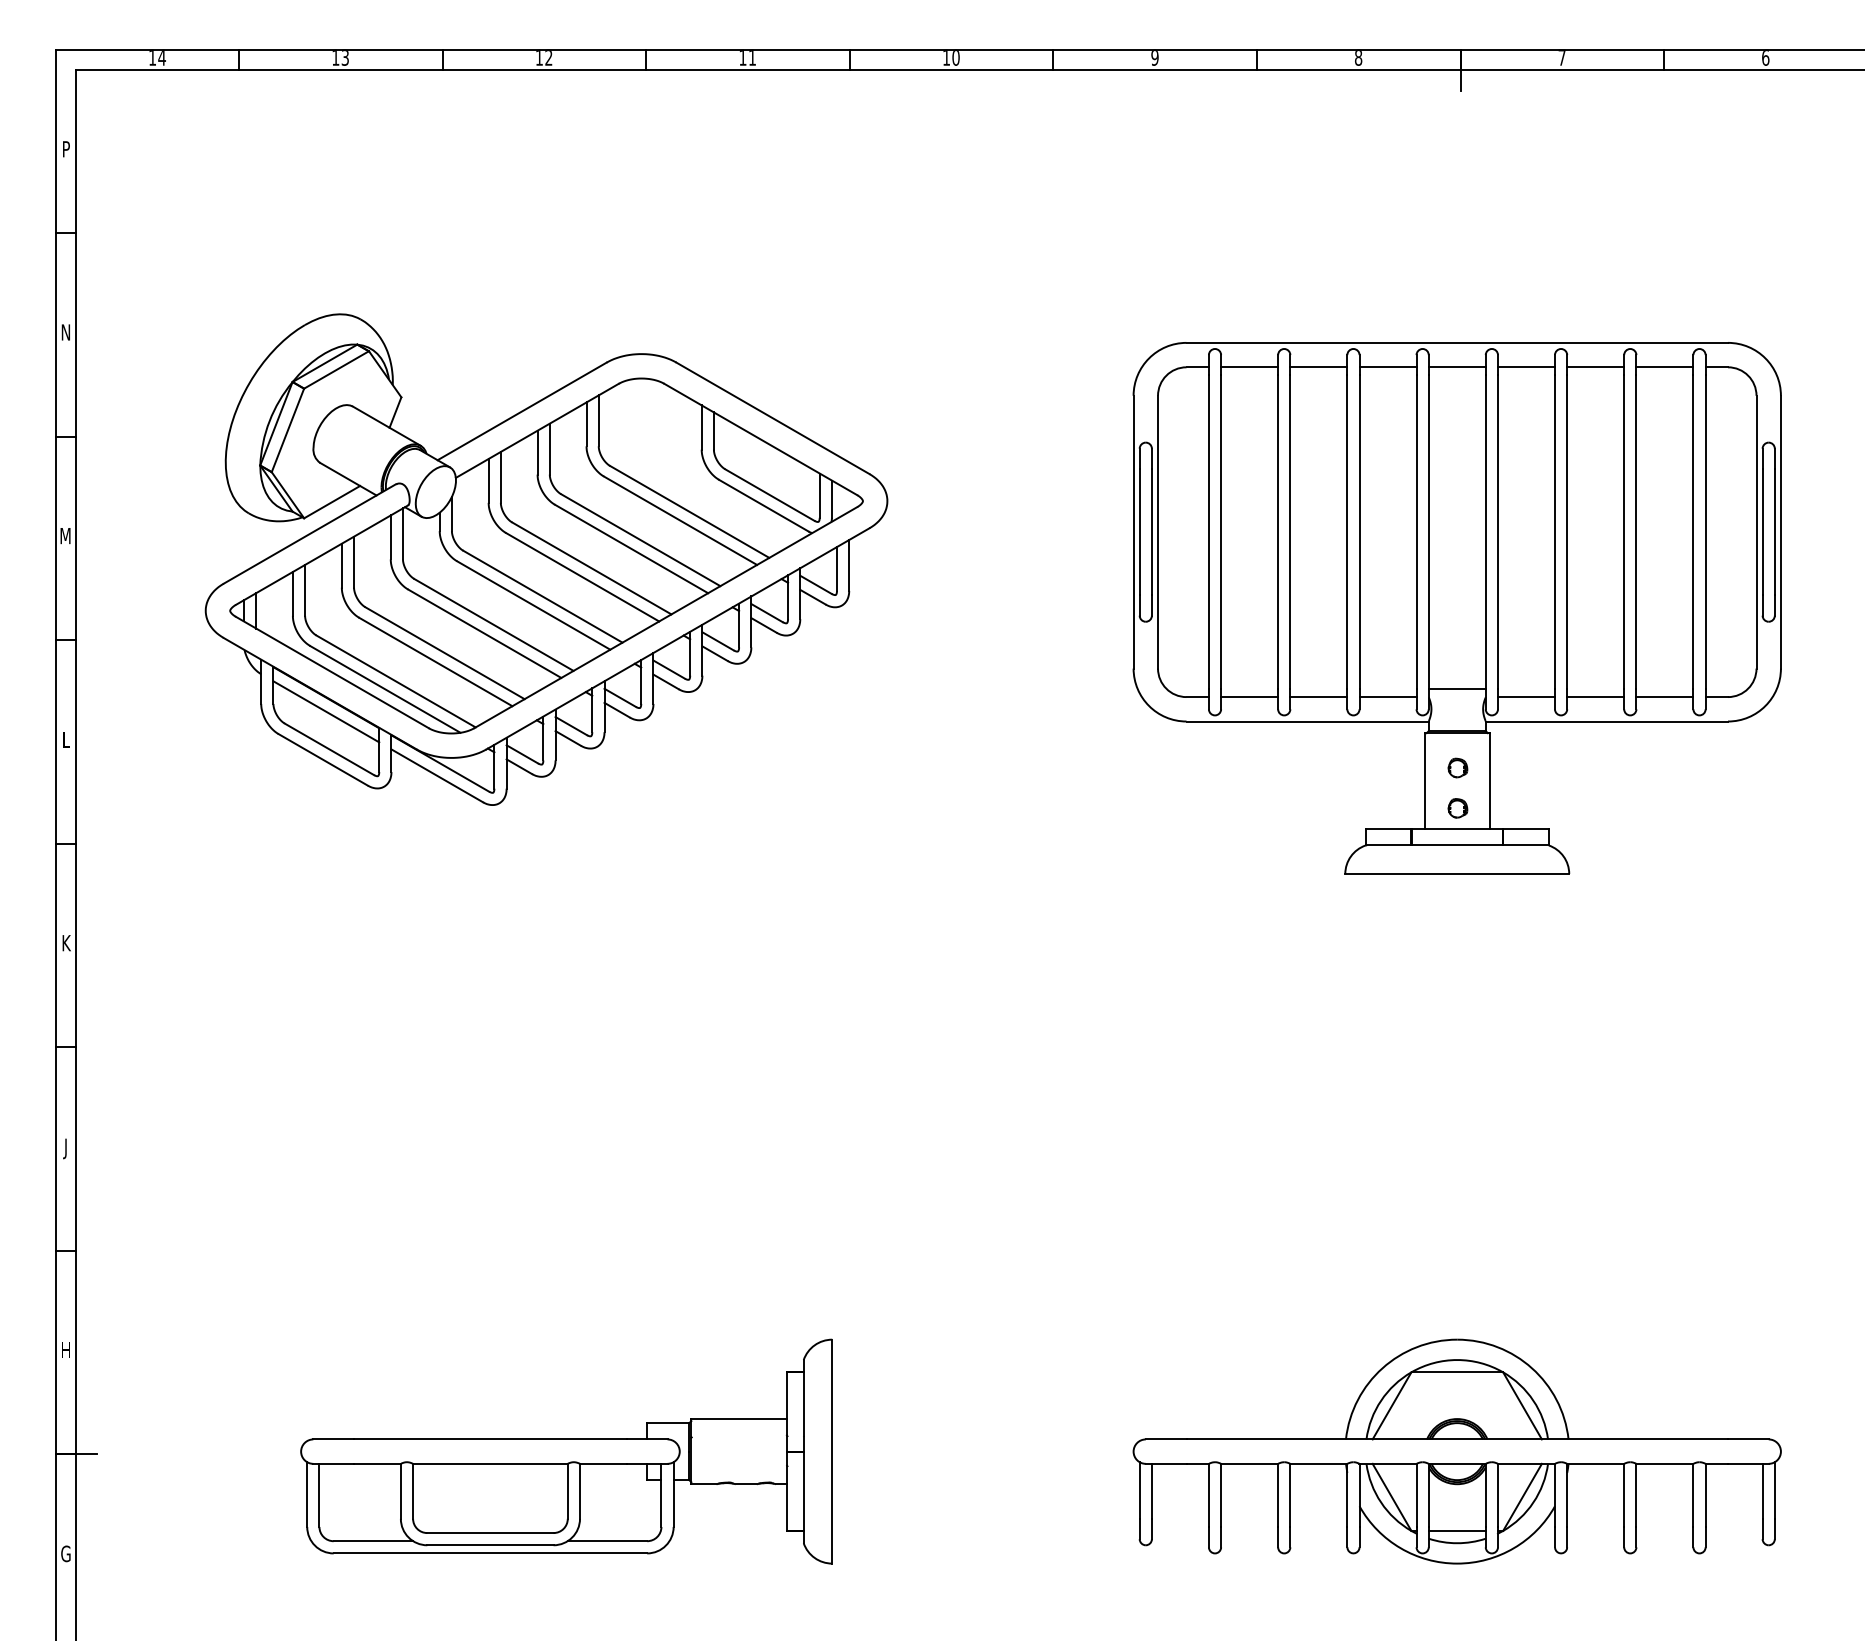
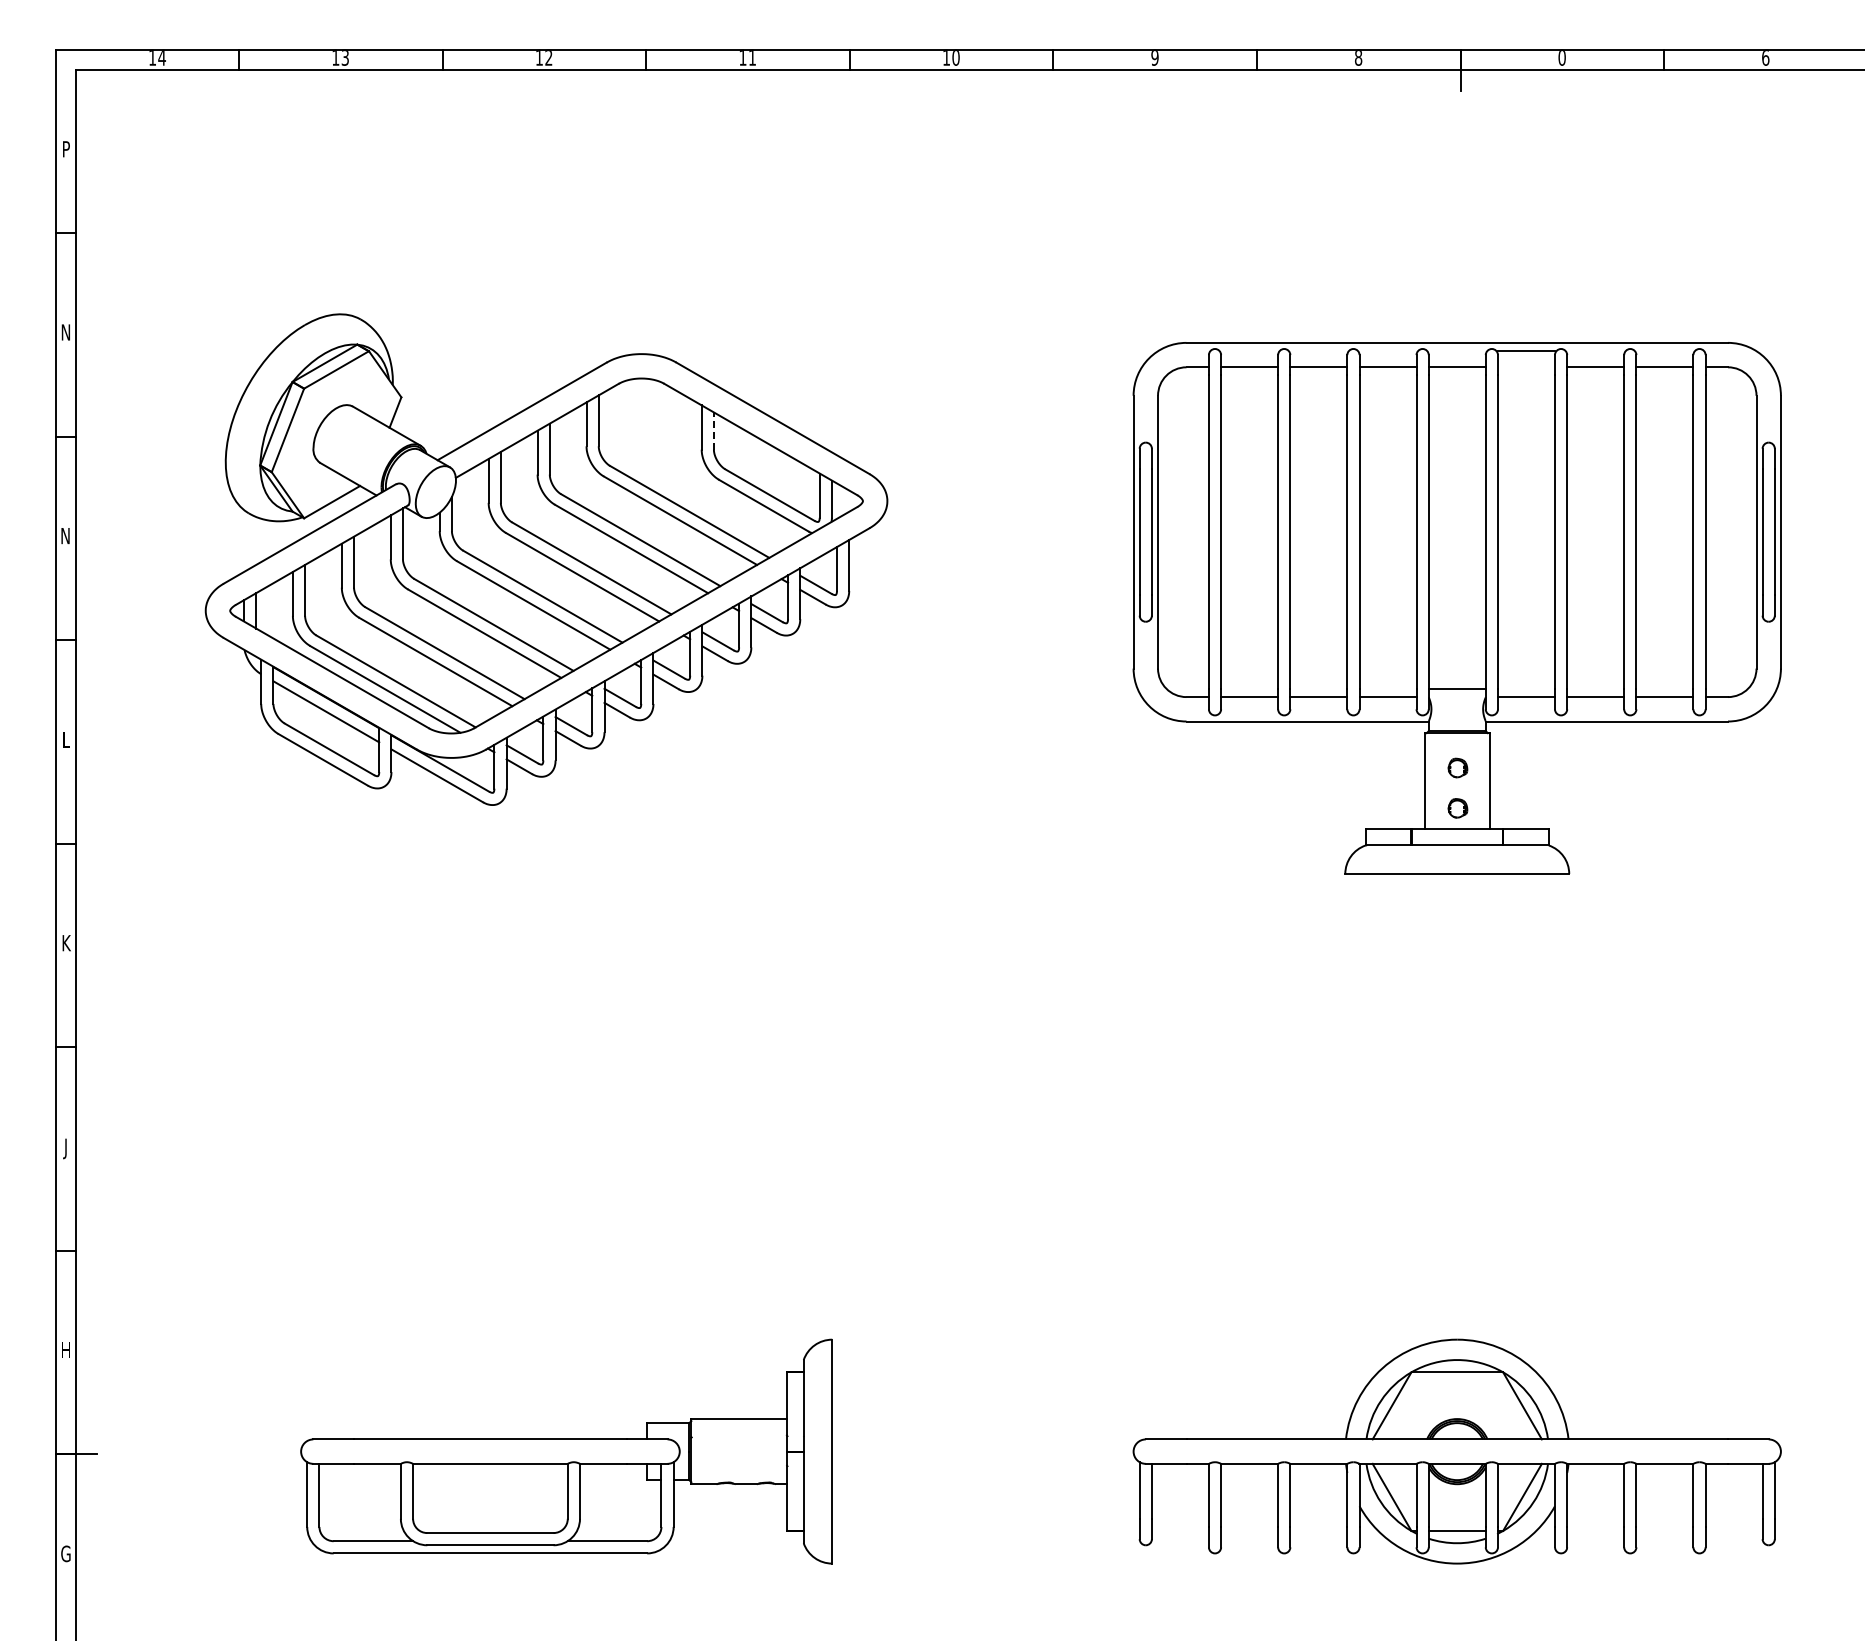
text: 7 -> 0 (1561, 58)
line position: (1525, 367) -> (1525, 351) (1525, 351)
line: solid -> dashed (713, 431)
text: M -> N (65, 536)
